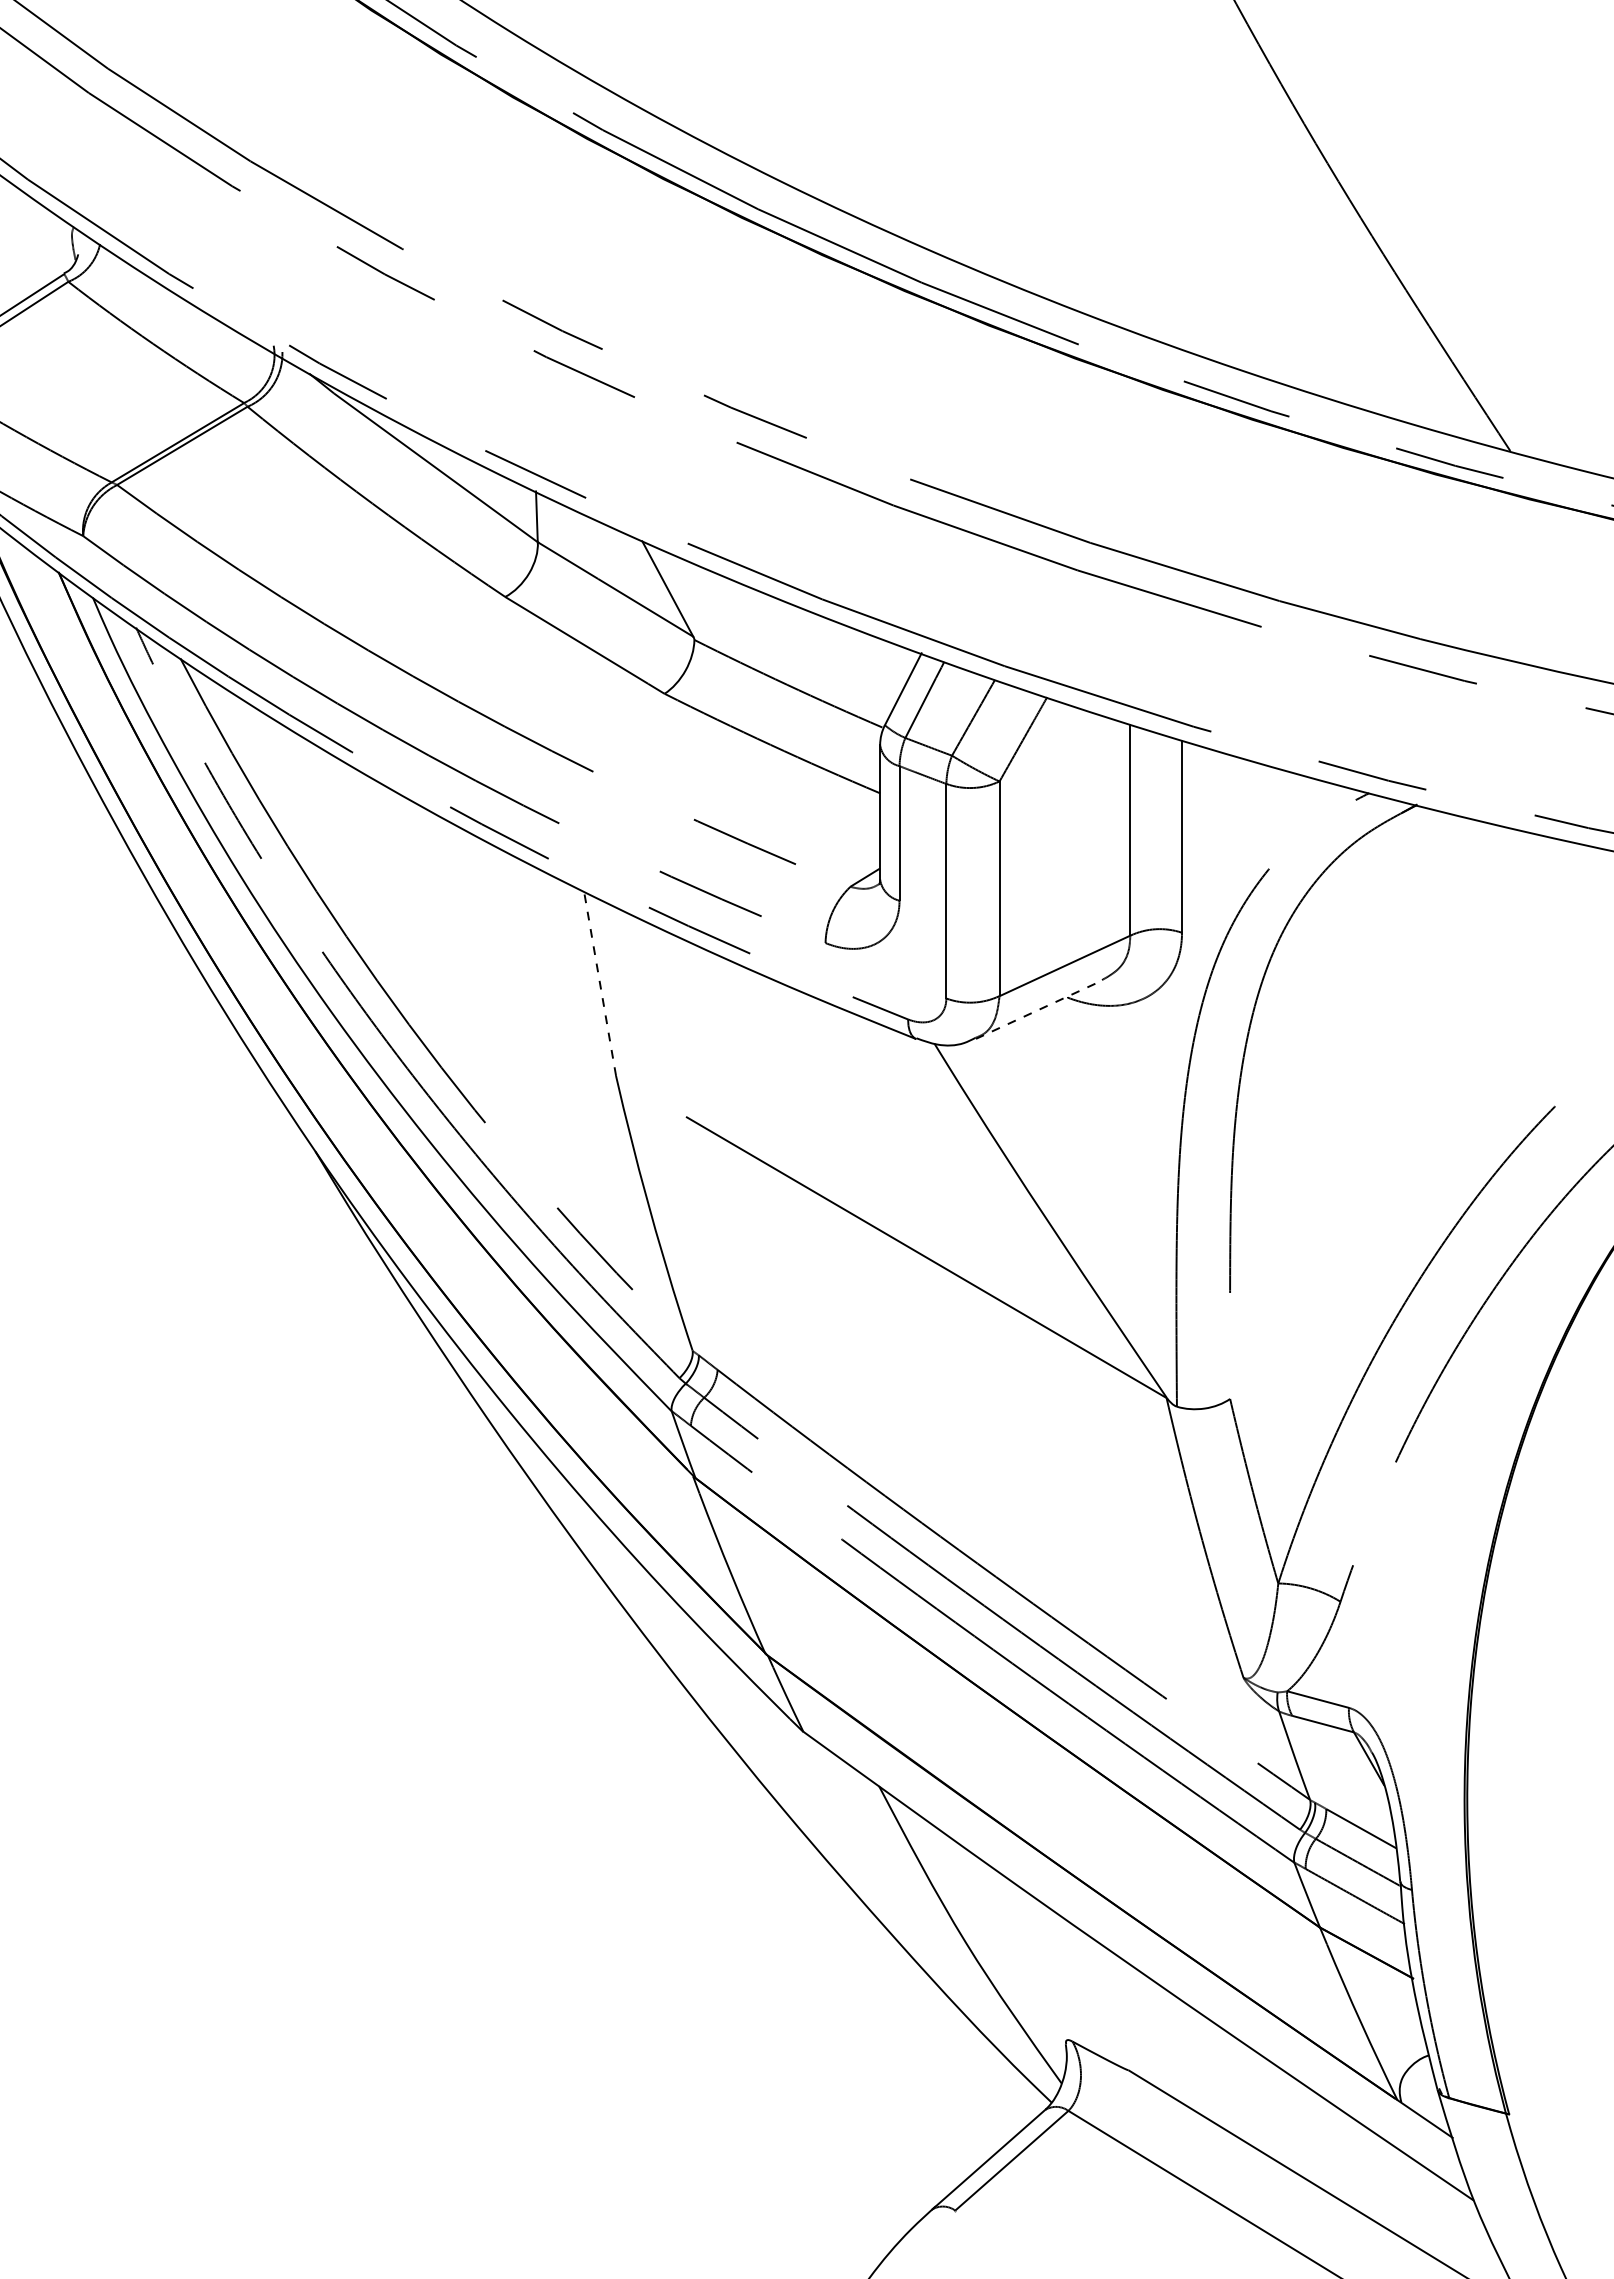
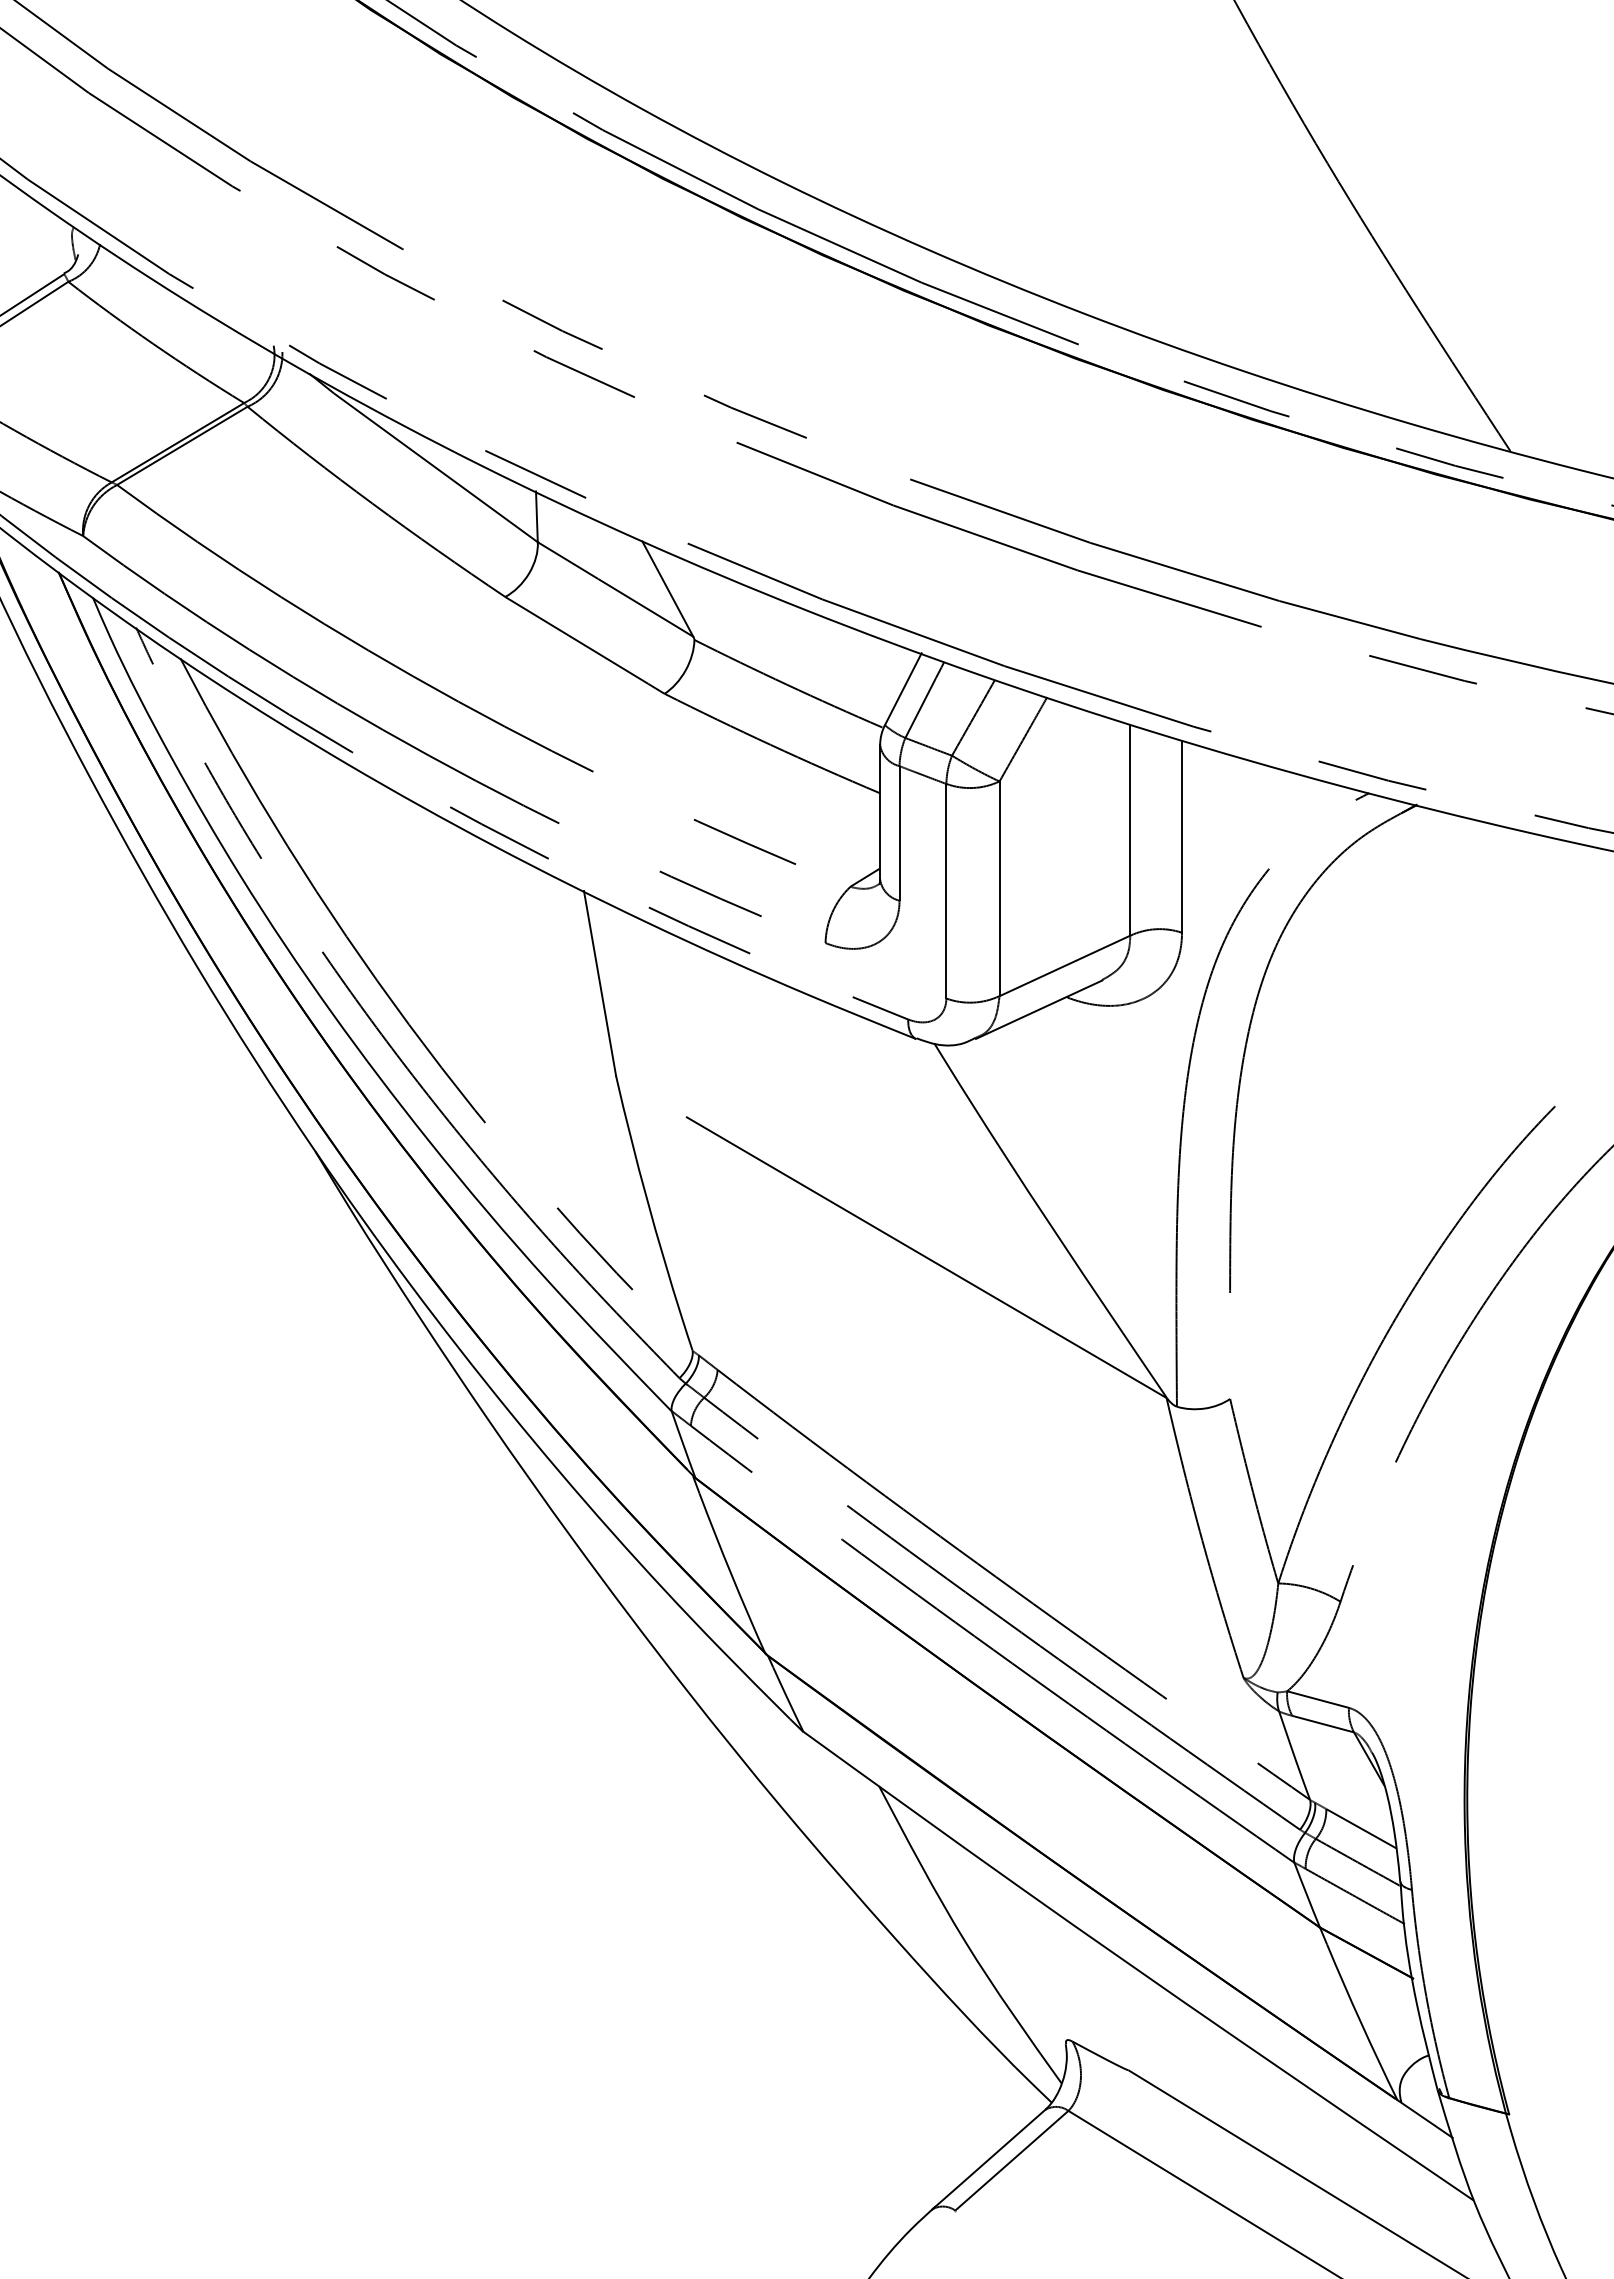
line: dashed -> solid (600, 983)
line: dashed -> solid (1039, 1009)
